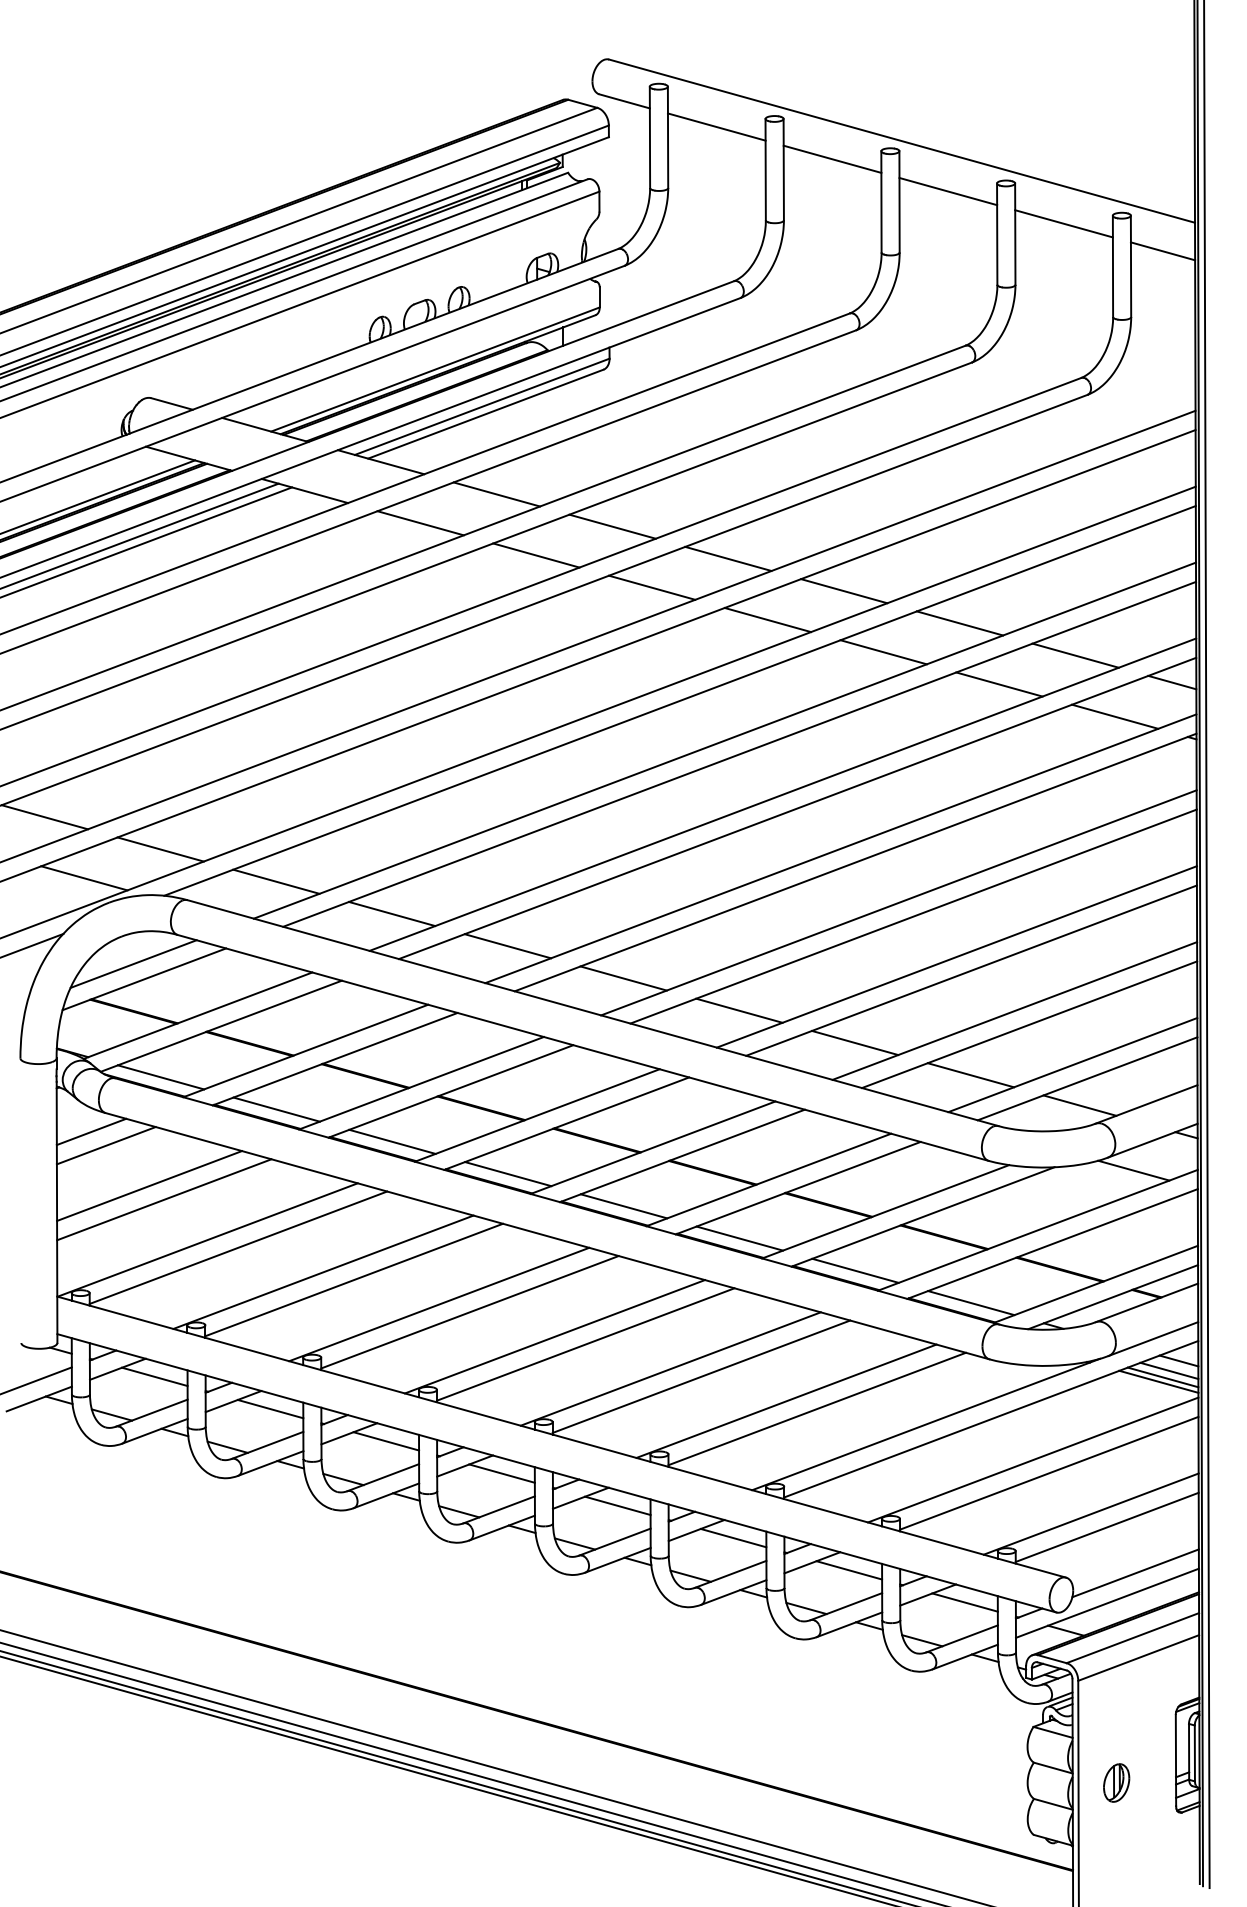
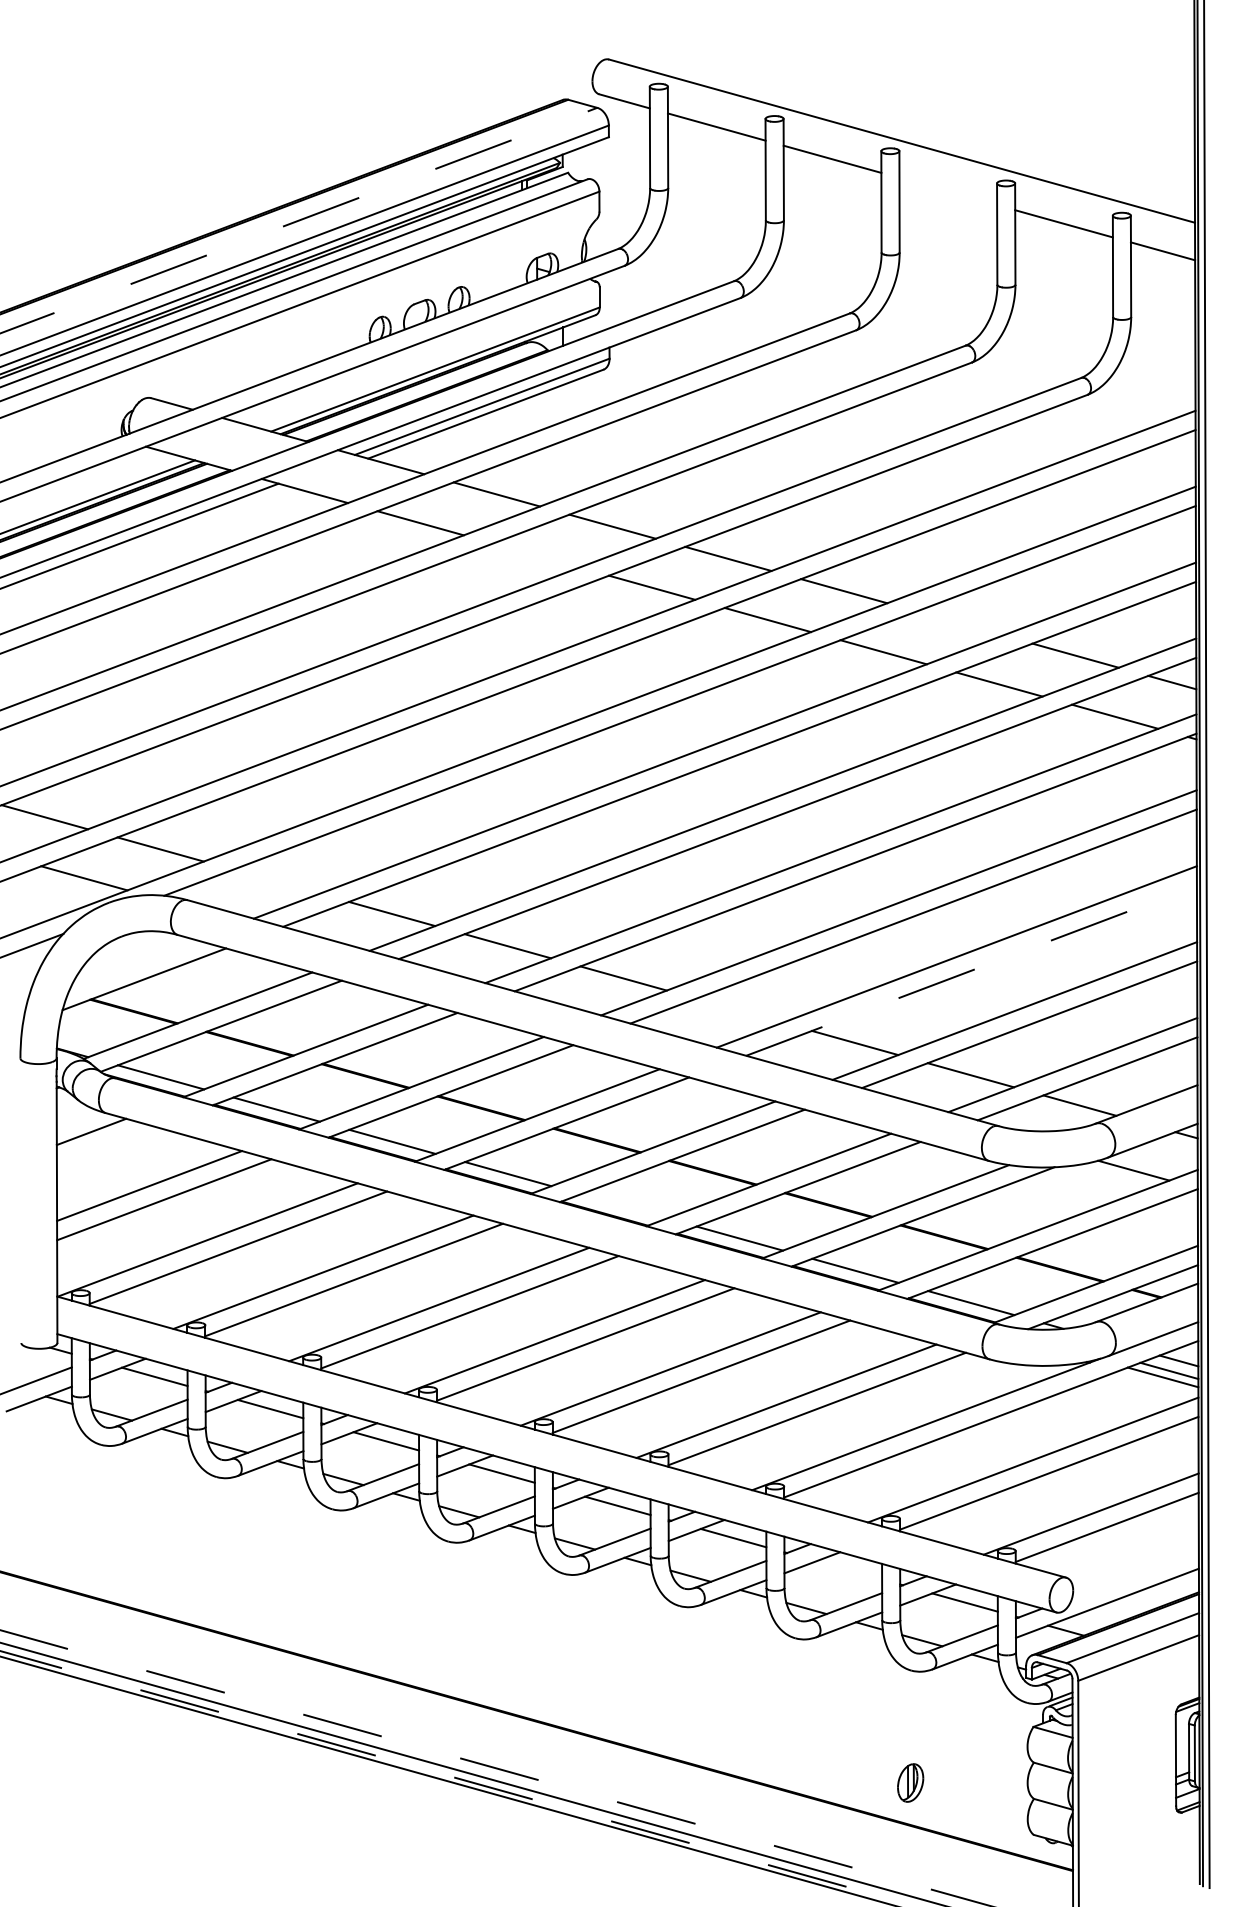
line: present -> none (948, 191)
line: solid -> dashed (299, 220)
line: present -> none (147, 541)
line: present -> none (536, 555)
line: present -> none (959, 623)
line: present -> none (276, 881)
line: present -> none (133, 963)
line: solid -> dashed (971, 970)
line: present -> none (739, 1010)
line: present -> none (105, 1145)
line: present -> none (623, 1206)
line: present -> none (1158, 1381)
line: present -> none (849, 1570)
line: present -> none (1135, 1573)
line: solid -> dashed (497, 1768)
line: solid -> dashed (459, 1779)
part position: (1116, 1782) -> (910, 1782) (910, 1782)
